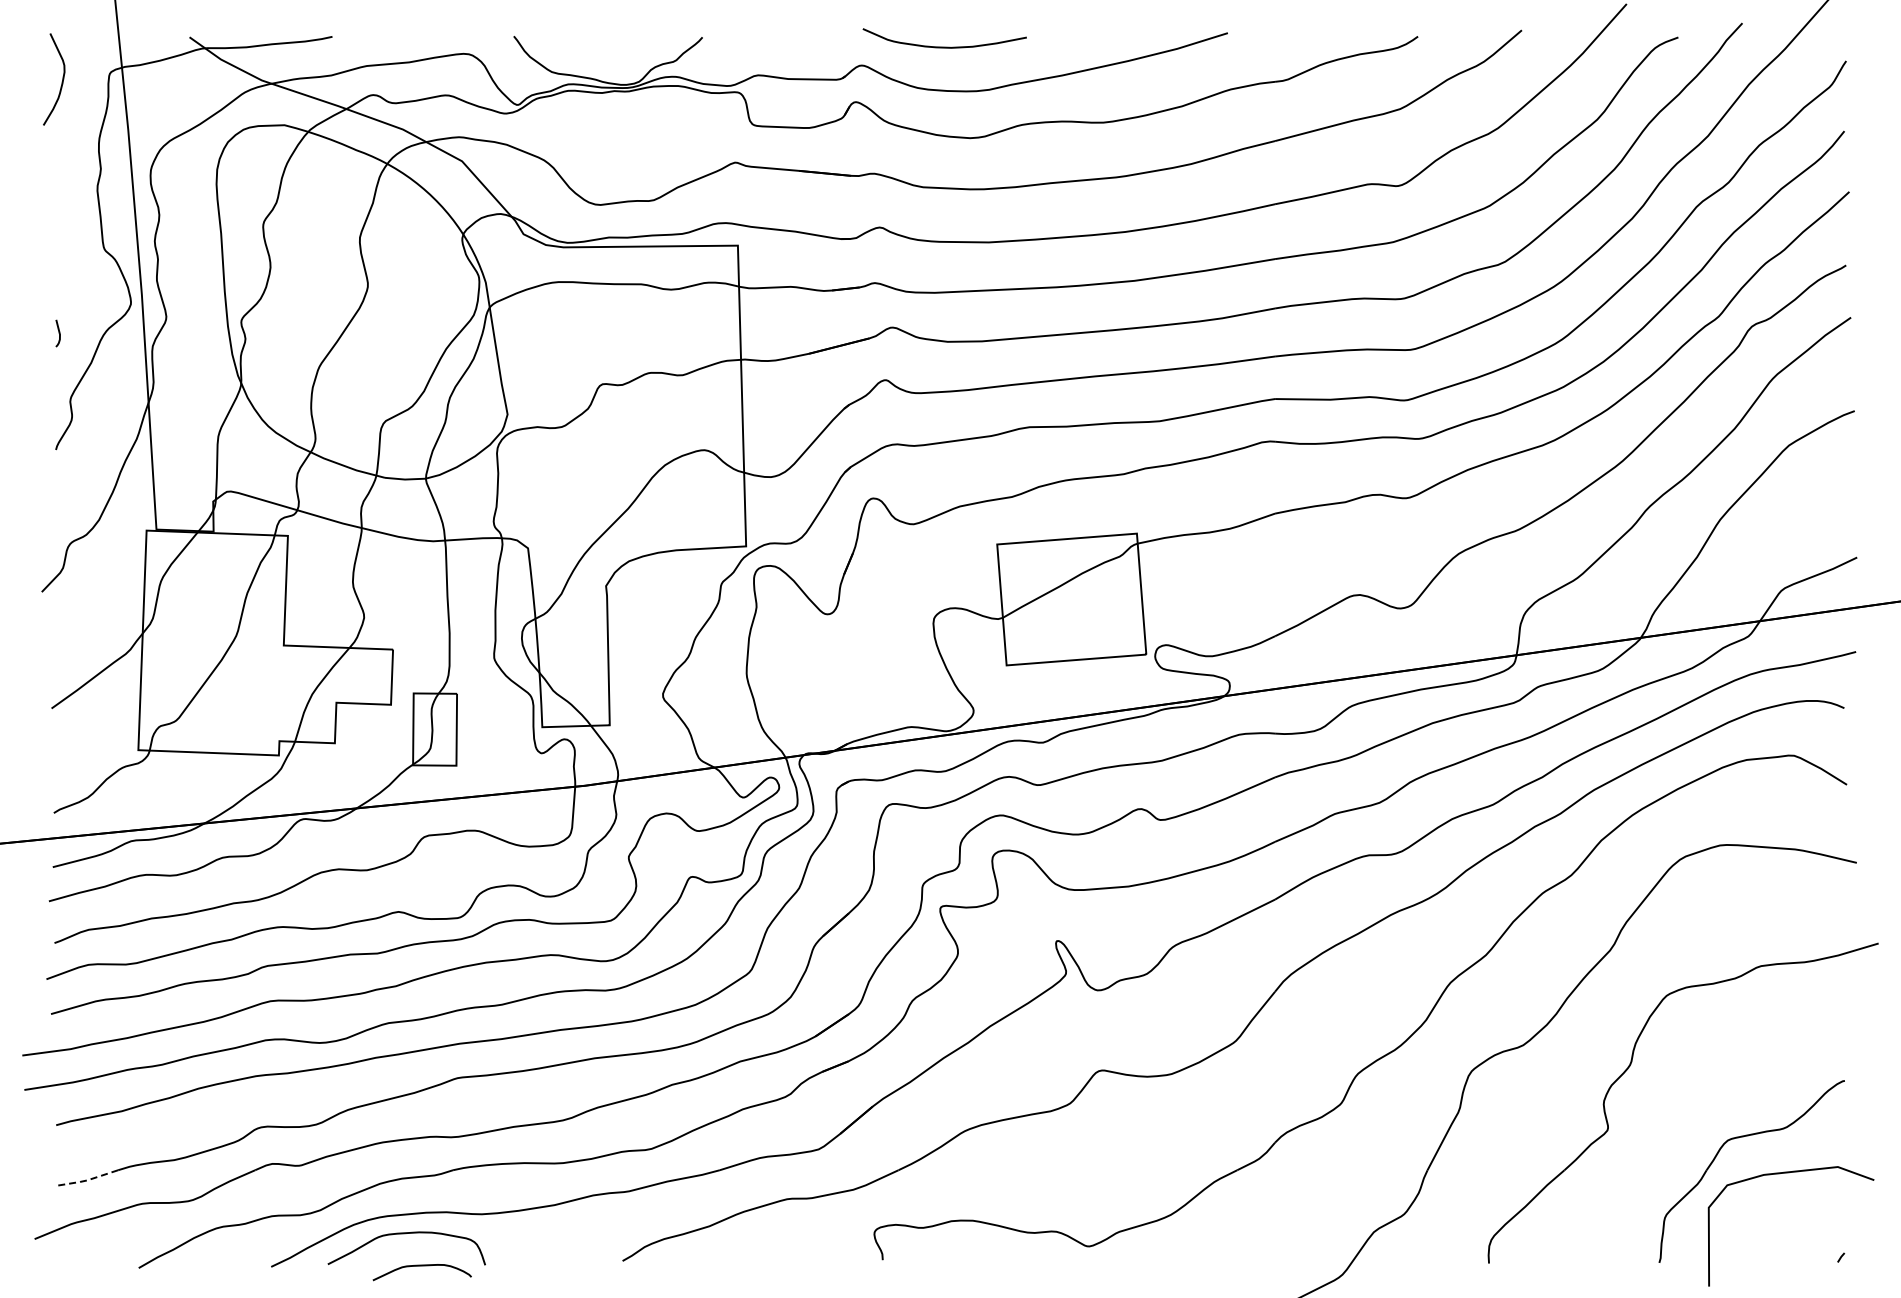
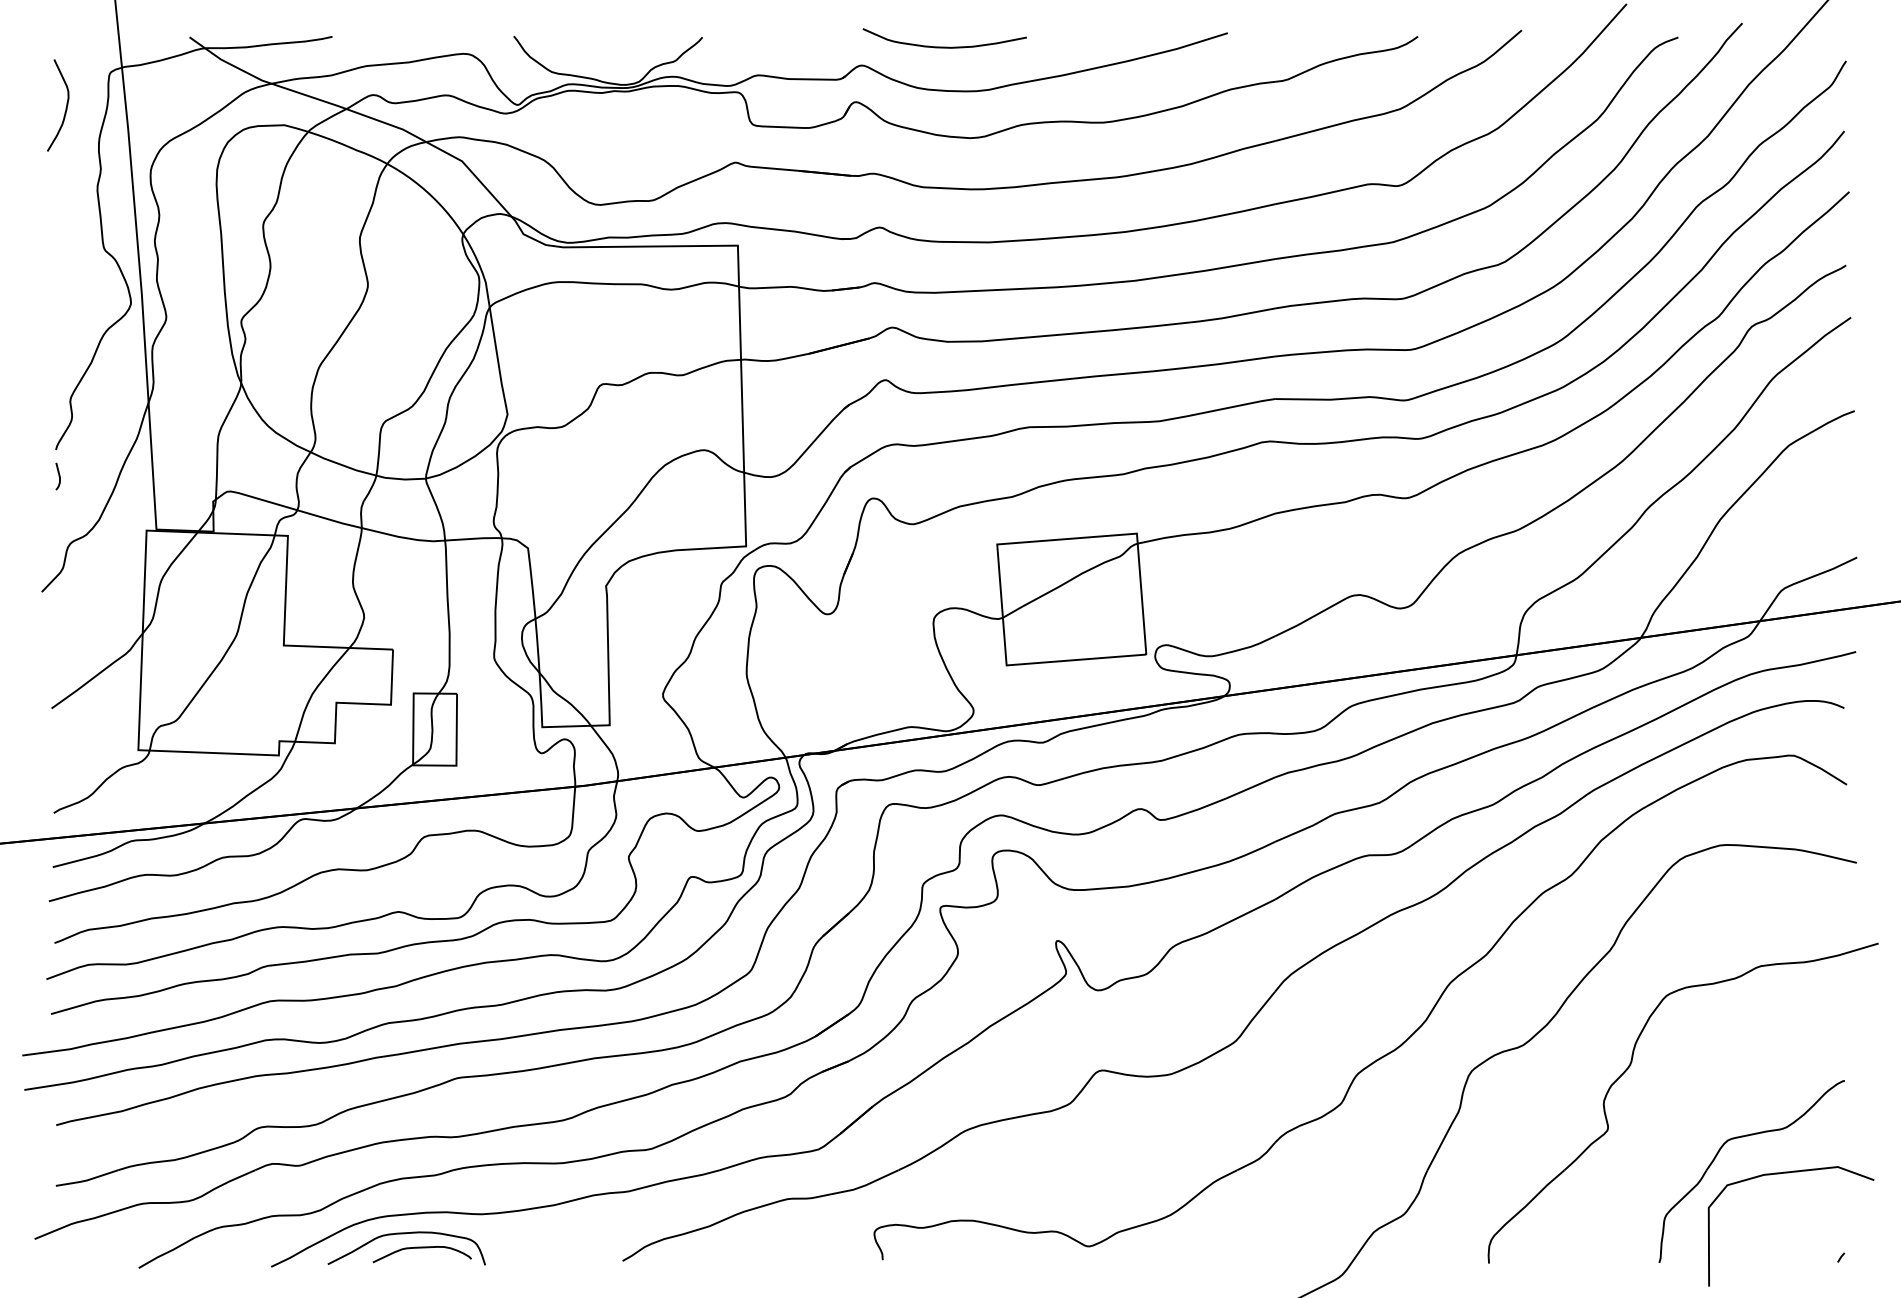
curve position: (61, 81) -> (65, 107) (65, 107)
curve position: (58, 333) -> (58, 476) (58, 476)
line: dashed -> solid (87, 1180)
curve position: (421, 1266) -> (421, 1248) (421, 1248)
